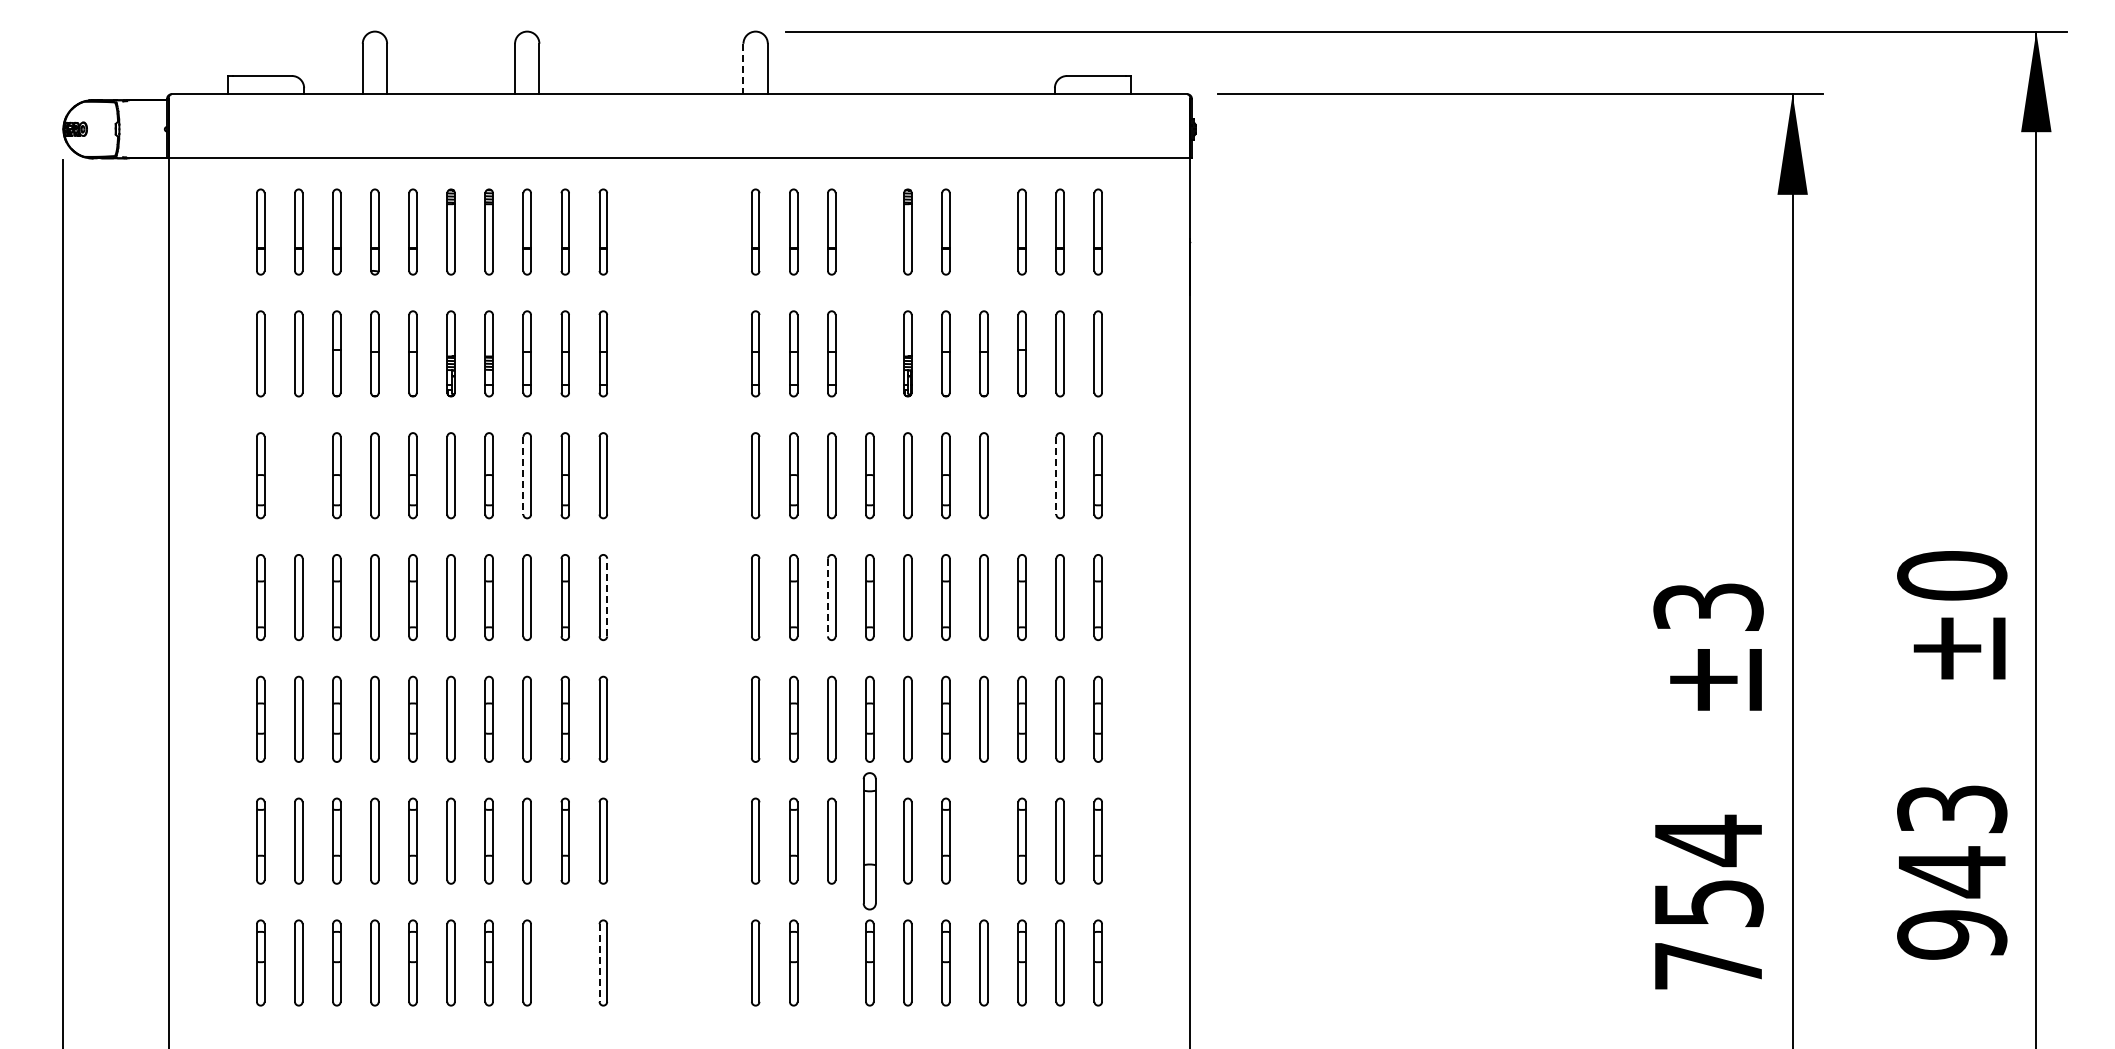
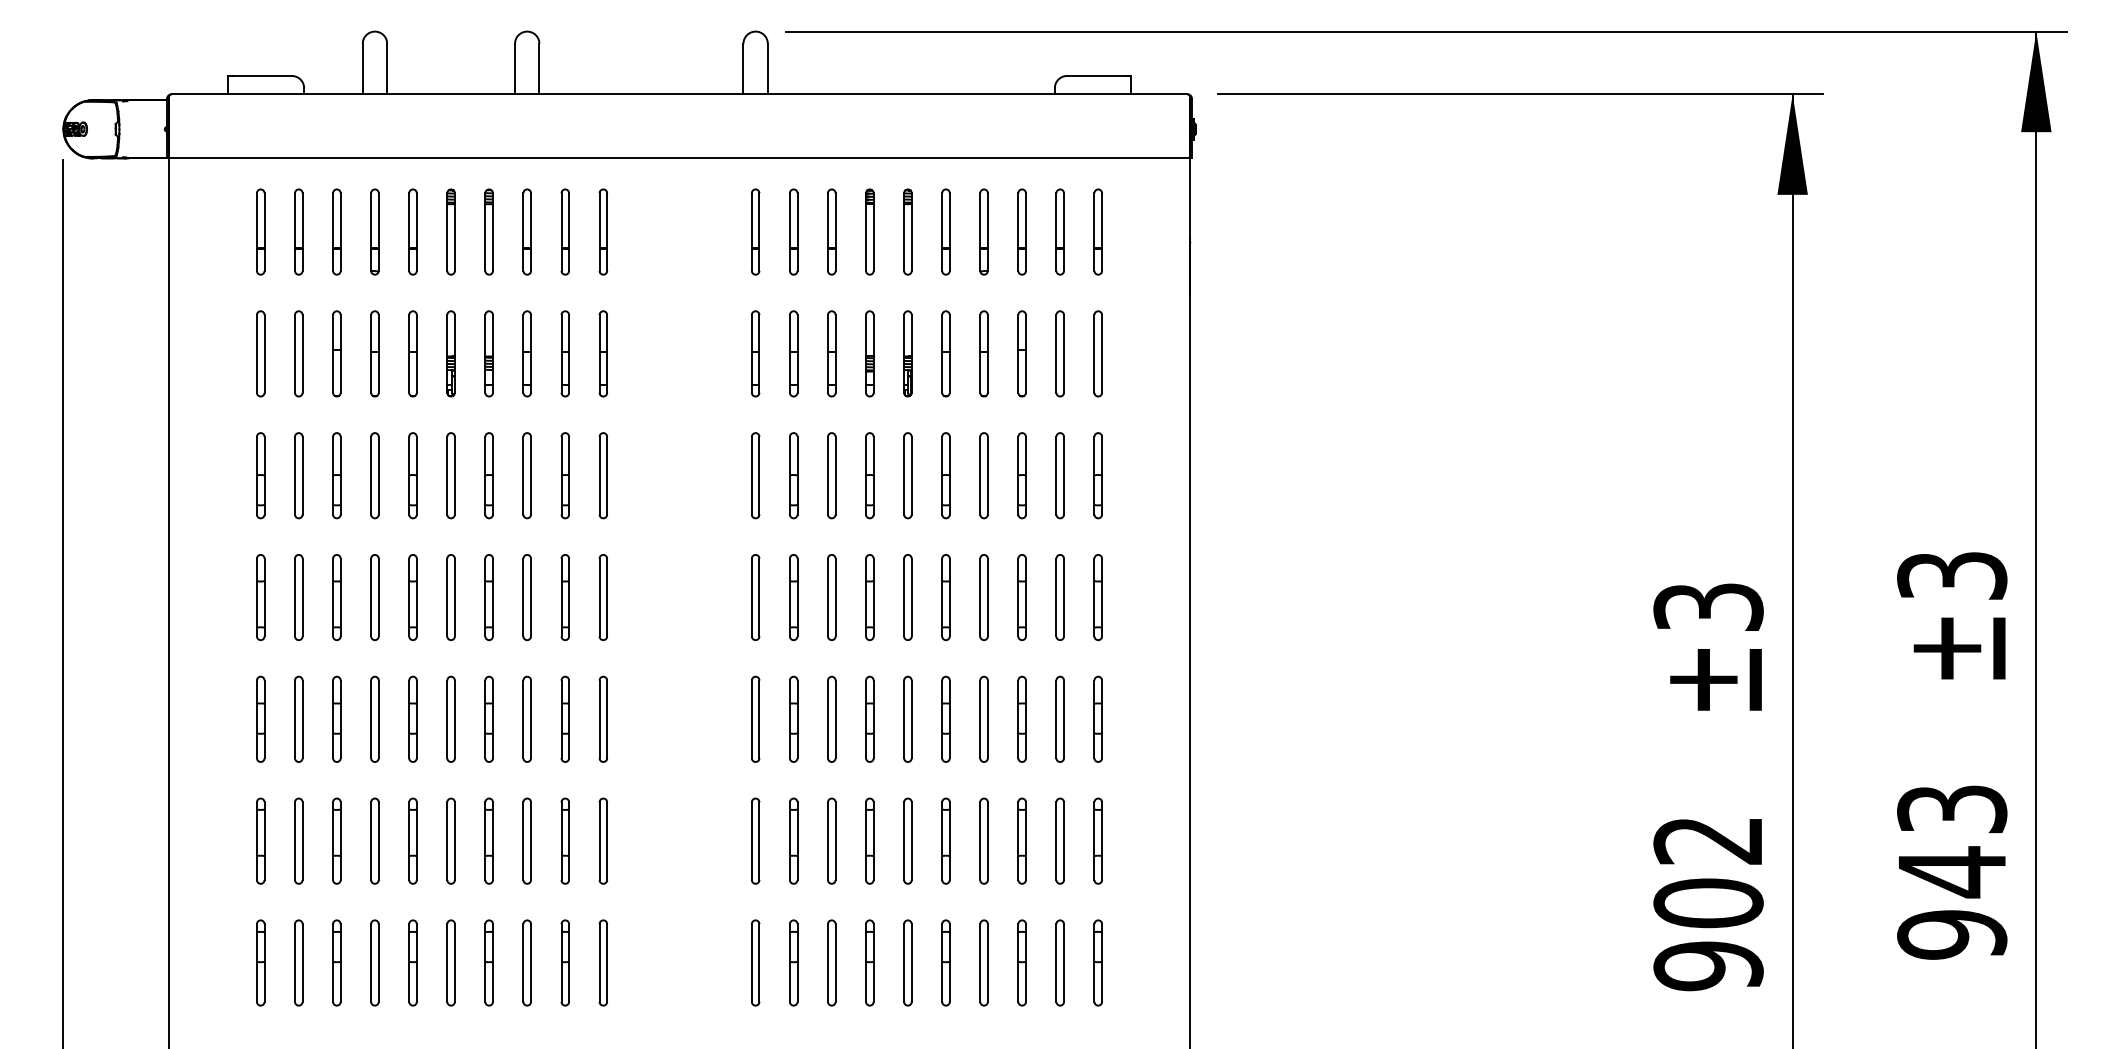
line: dashed -> solid (743, 69)
part: none -> present (869, 231)
part: none -> present (983, 231)
part: none -> present (869, 353)
part: none -> present (298, 475)
line: dashed -> solid (523, 475)
part: none -> present (1021, 475)
line: dashed -> solid (1056, 475)
text: ±0 -> ±3 (1952, 575)
line: dashed -> solid (607, 597)
line: dashed -> solid (827, 597)
part: none -> present (983, 840)
part size: 15x139 px -> 10x88 px (869, 840)
text: 754 -> 902 (1708, 902)
part: none -> present (564, 962)
part: none -> present (831, 962)
line: dashed -> solid (599, 963)
